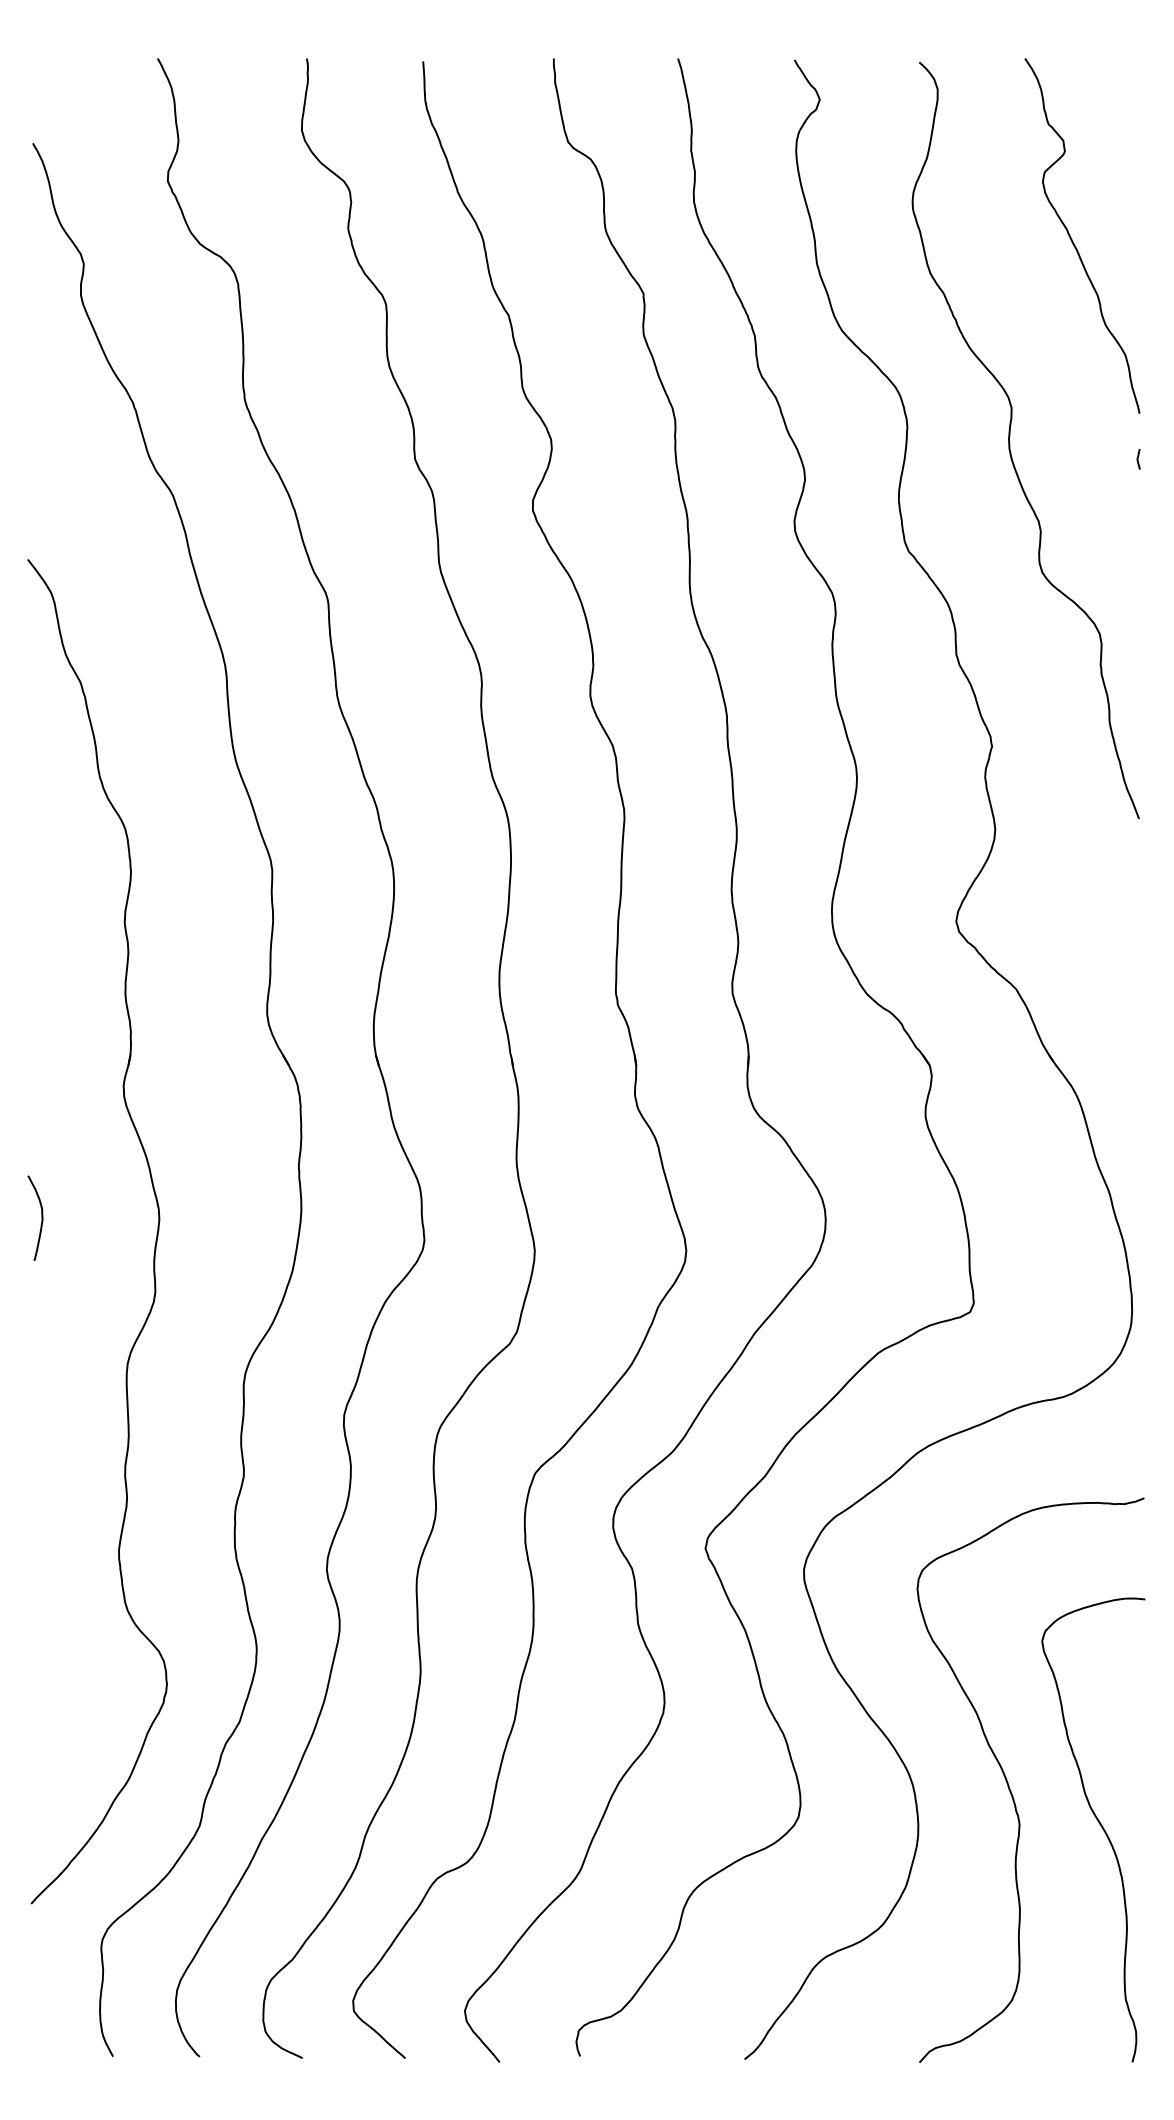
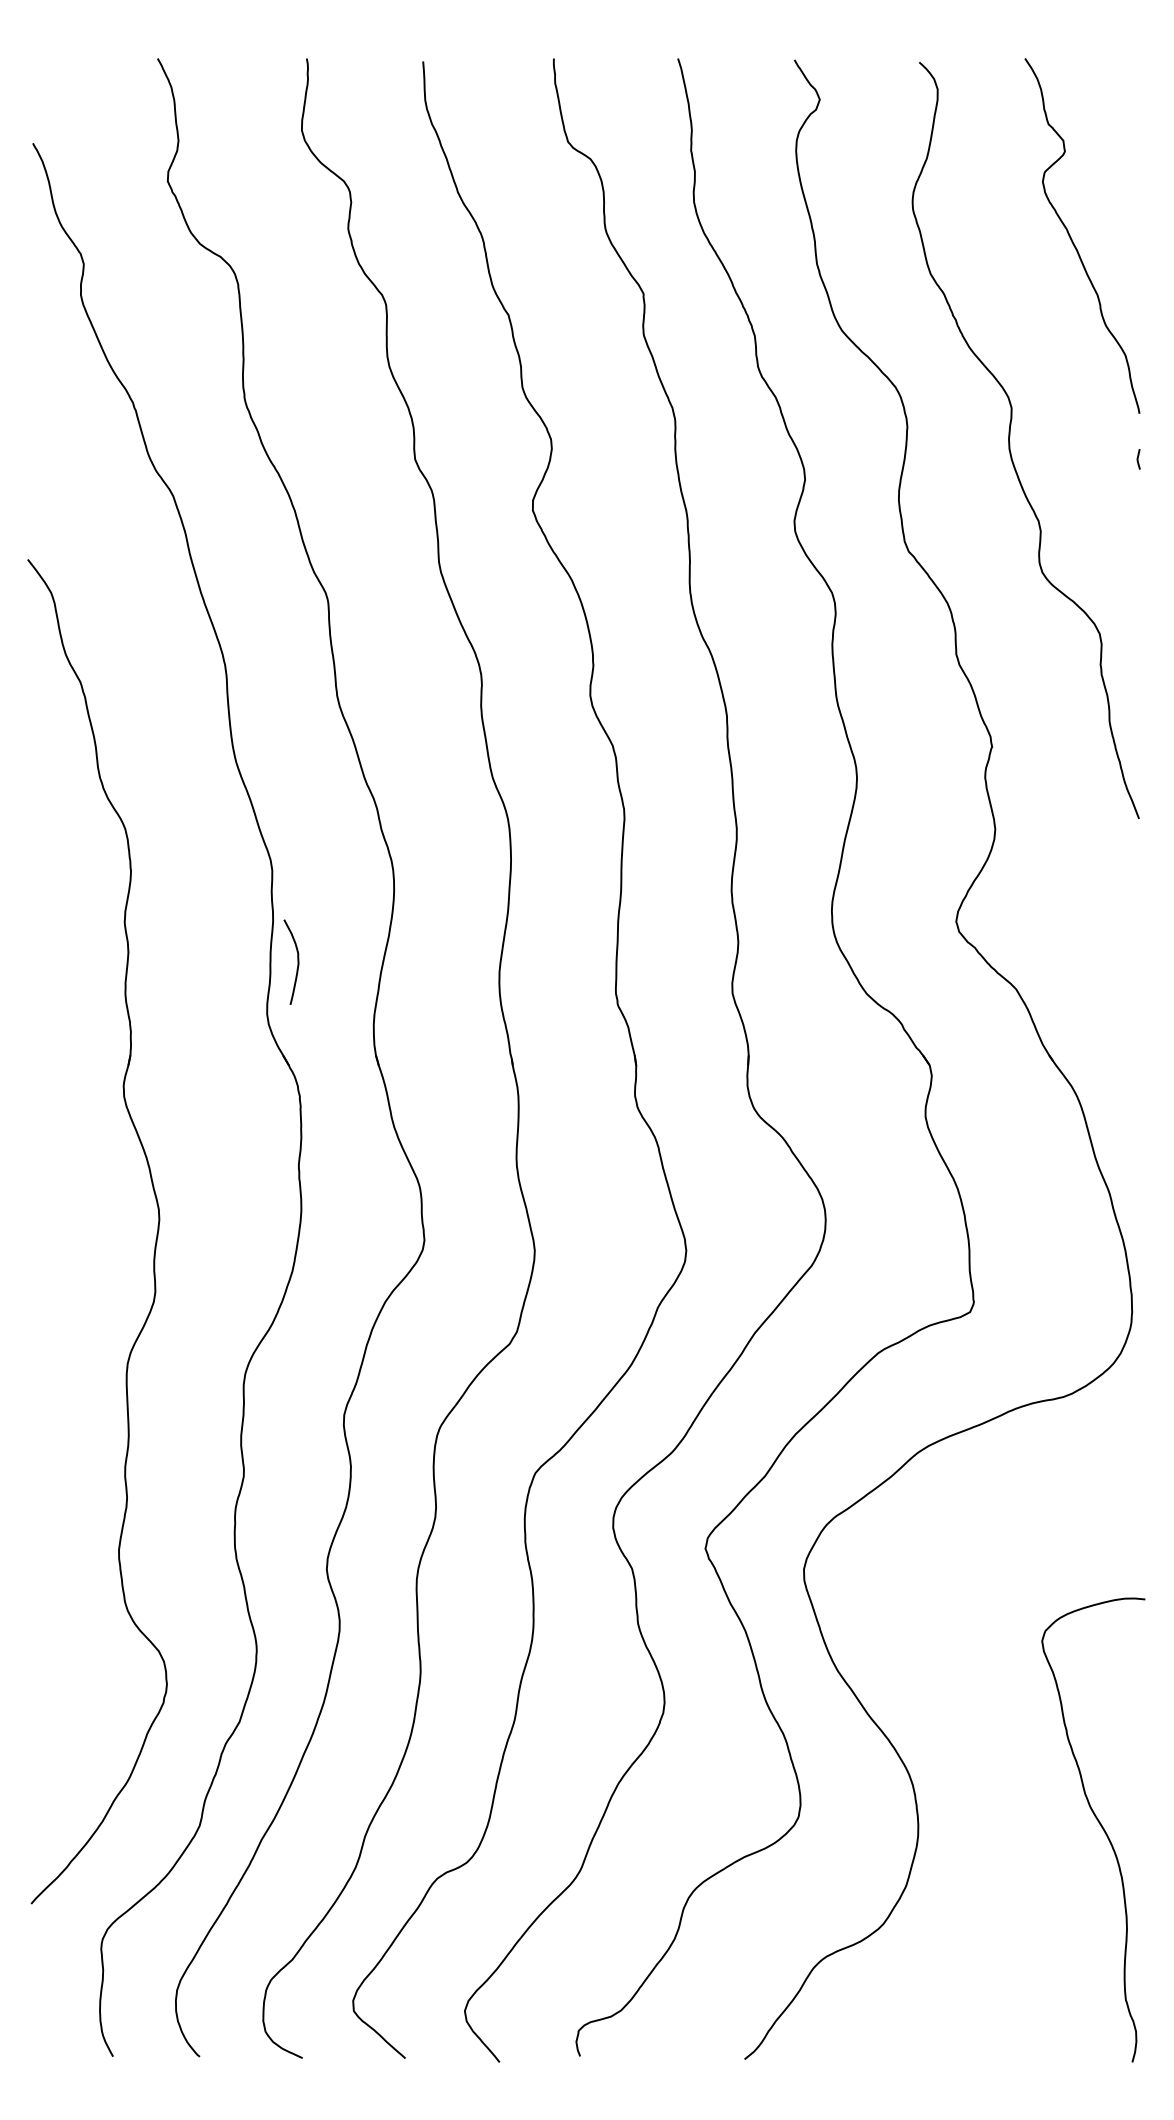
curve position: (41, 1217) -> (297, 961) (297, 961)
curve: present -> none (1009, 1785)
